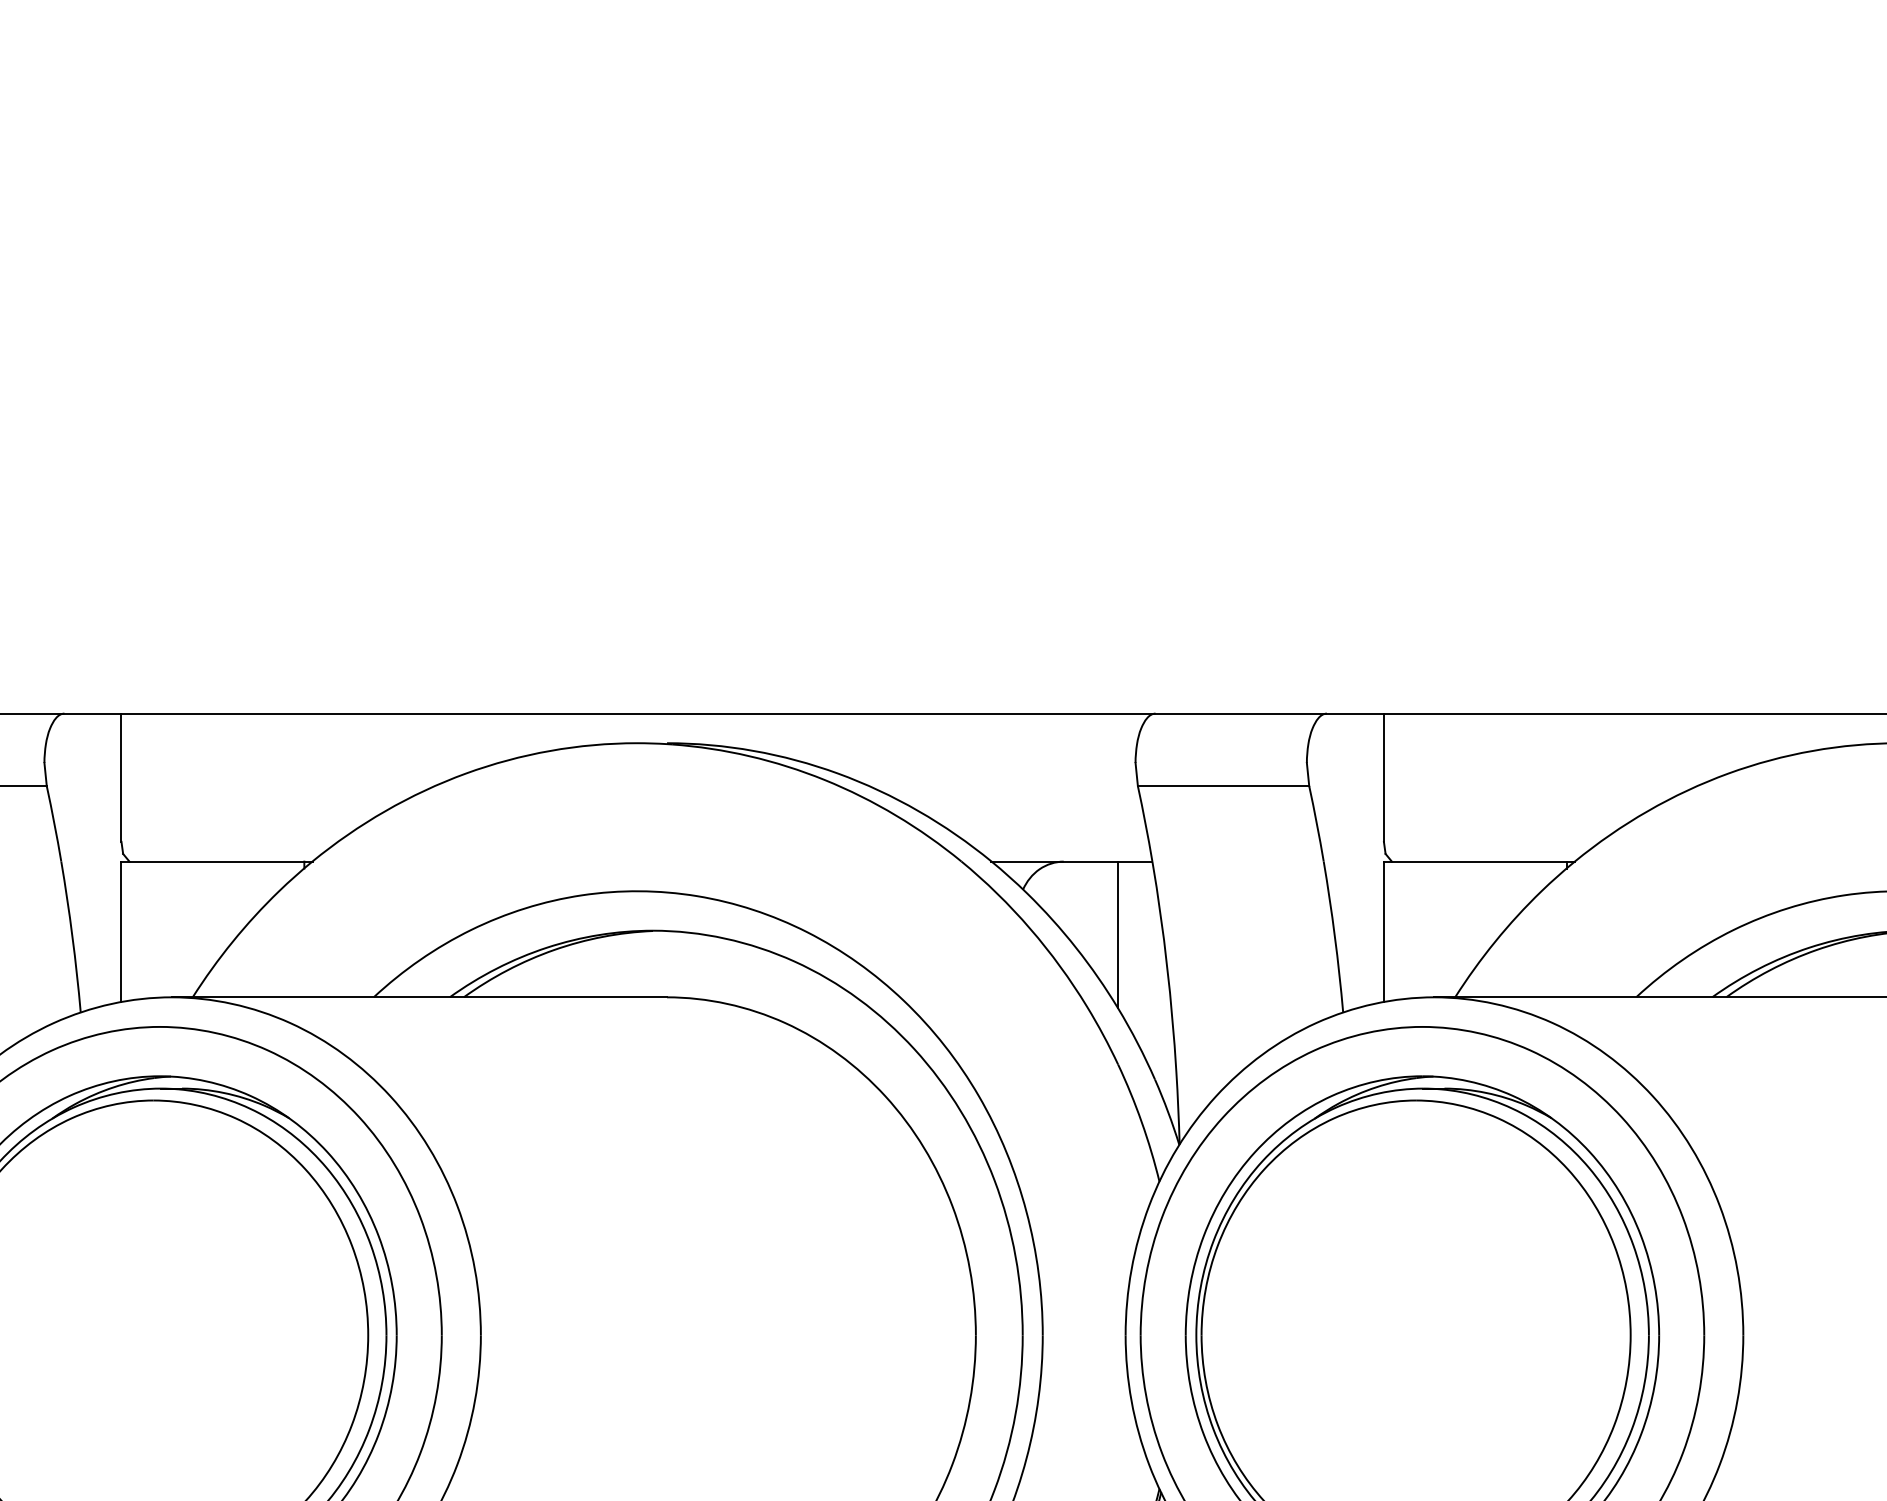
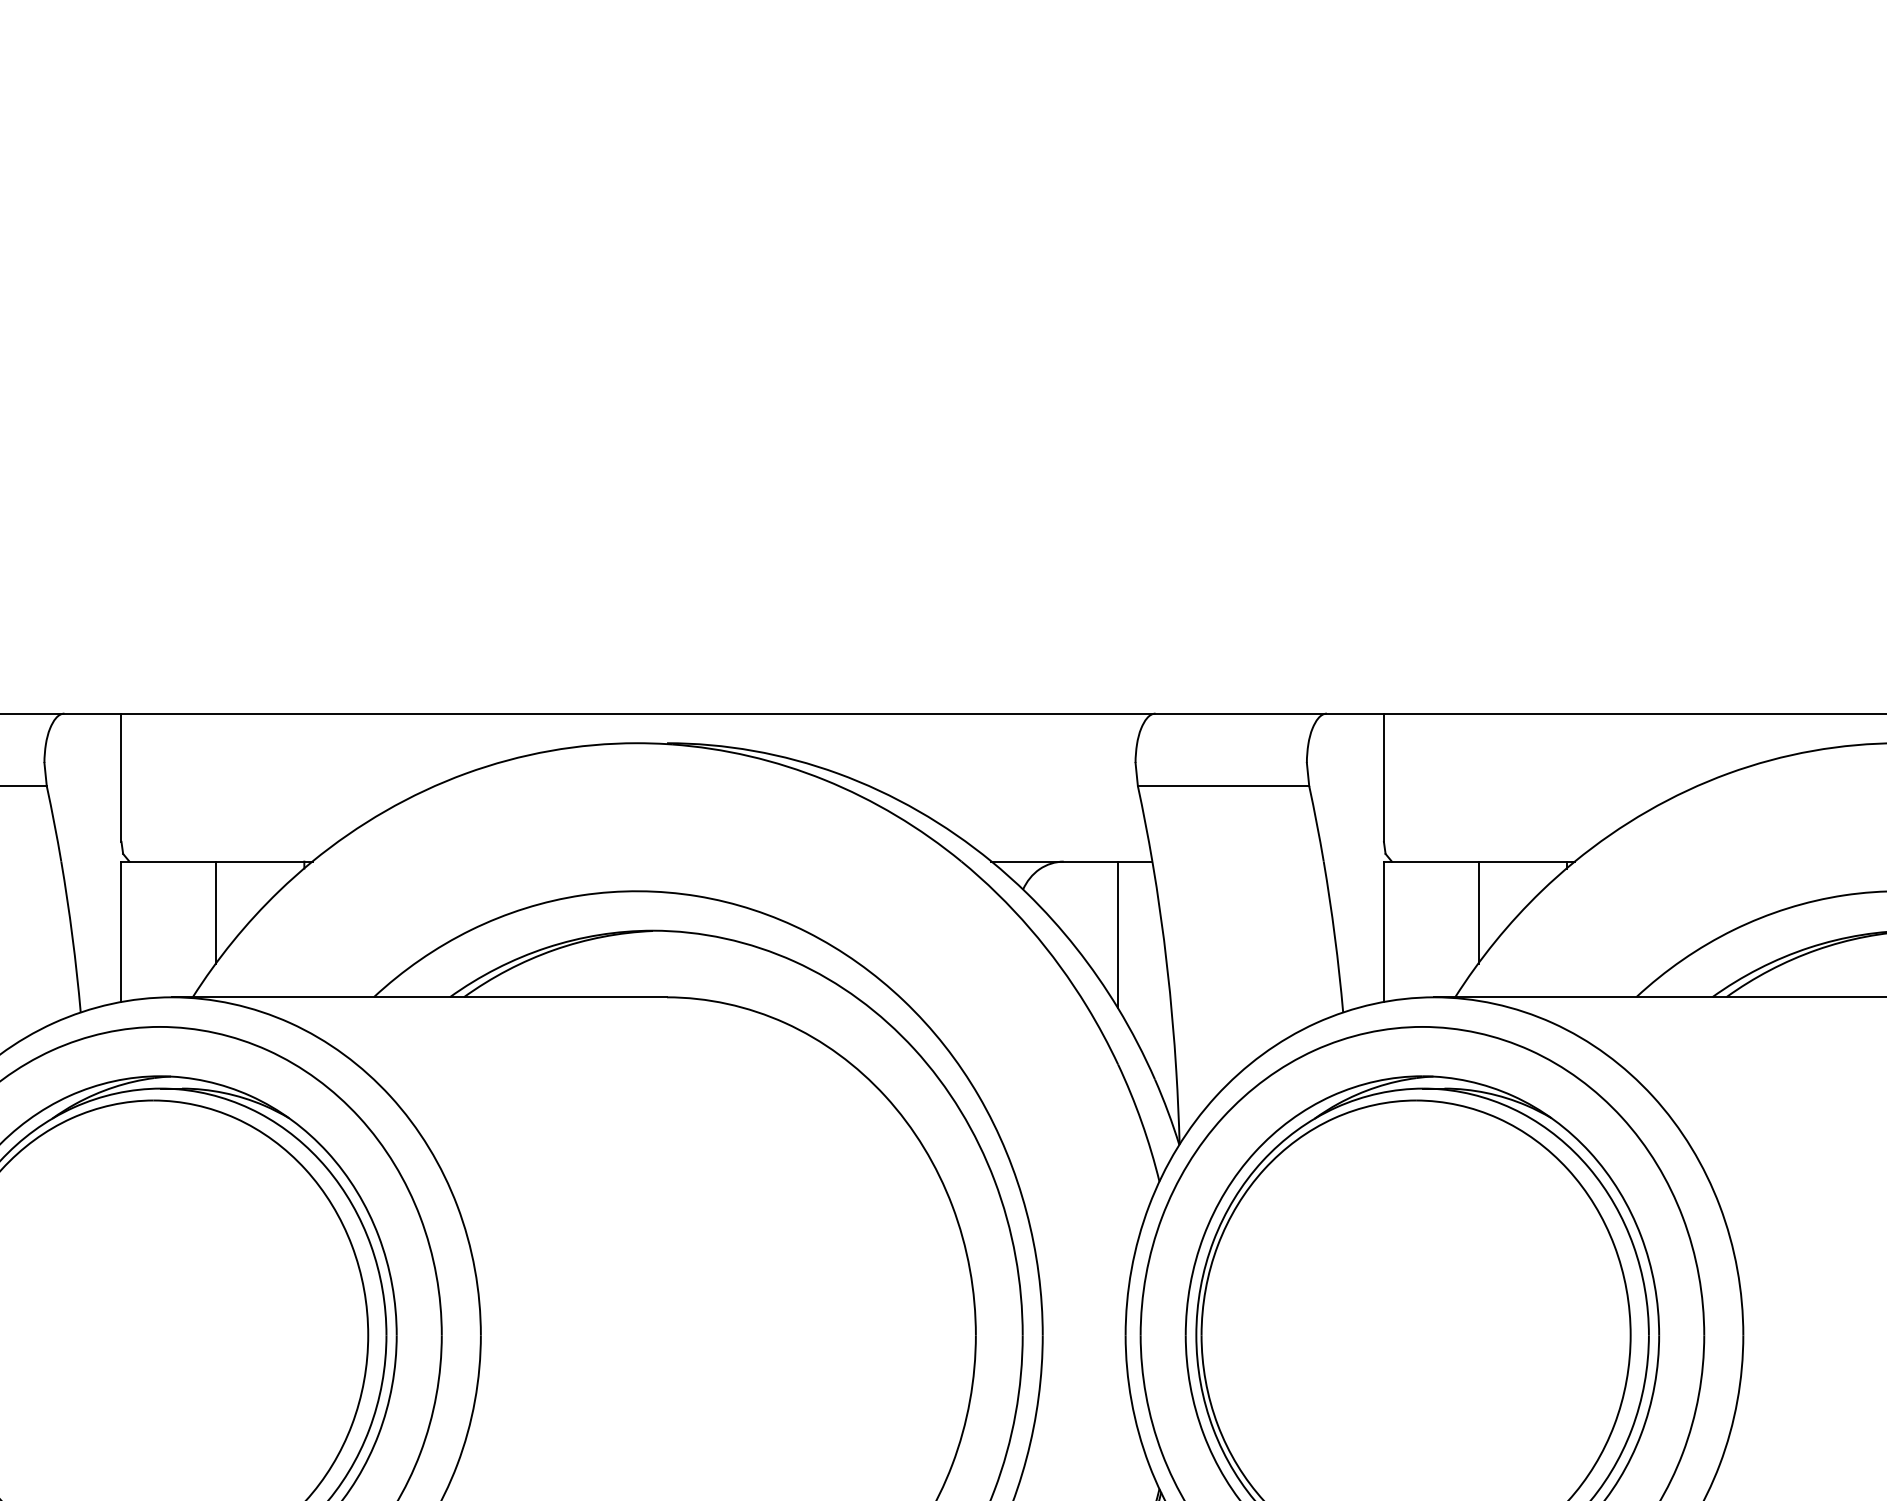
line: none -> present (216, 912)
line: none -> present (1478, 912)
